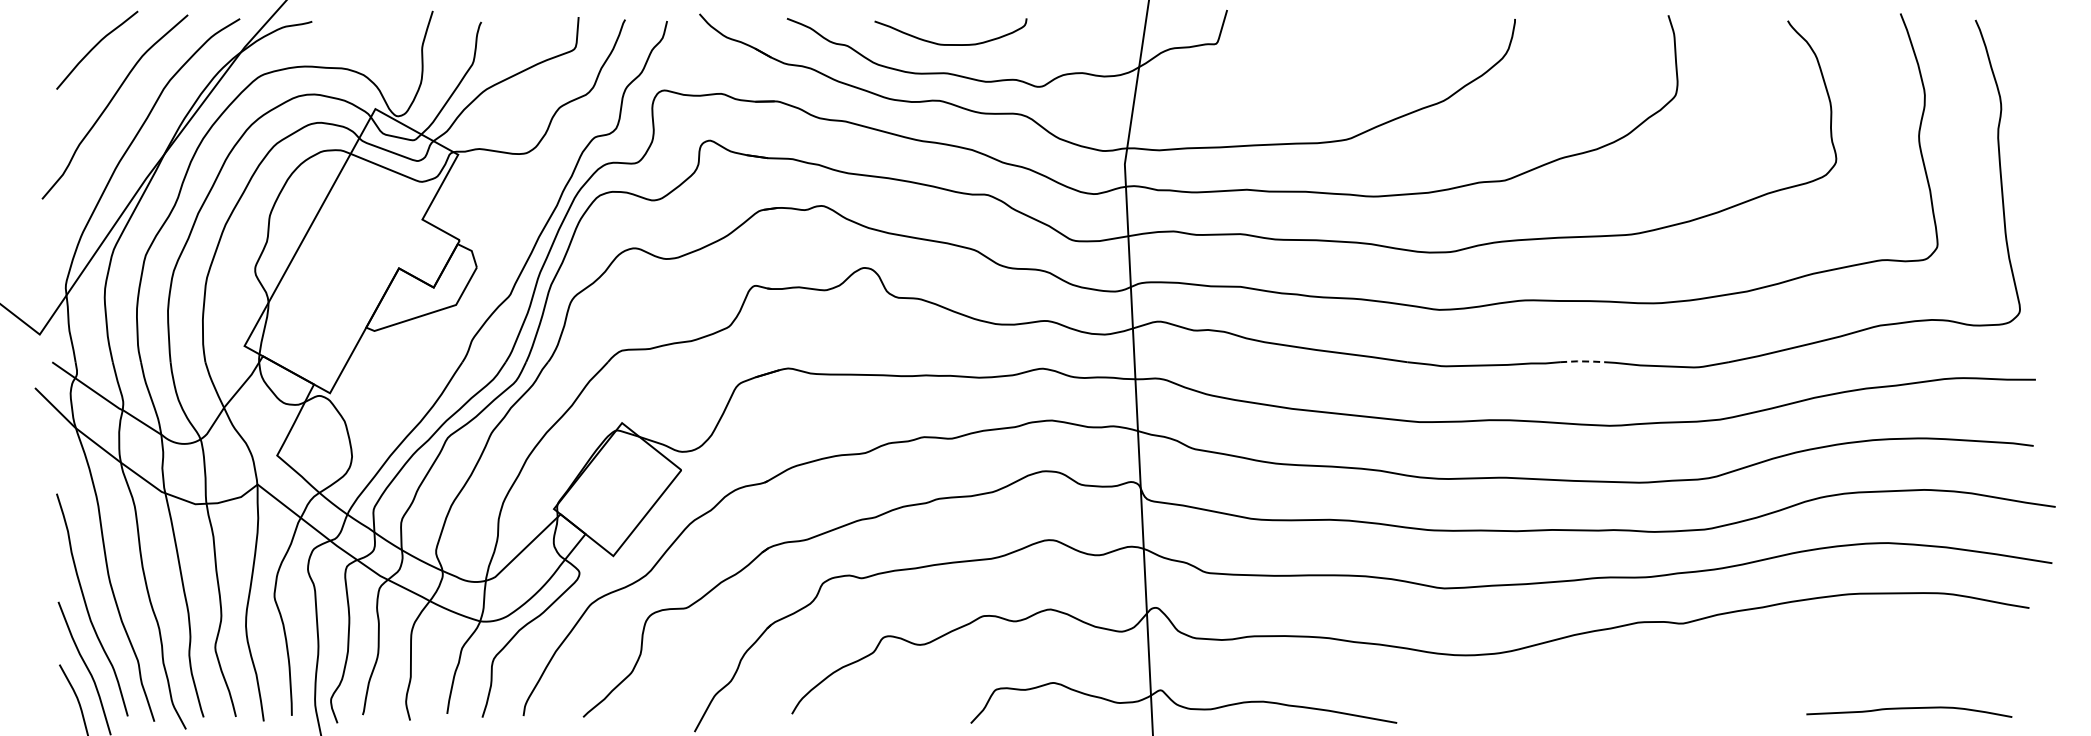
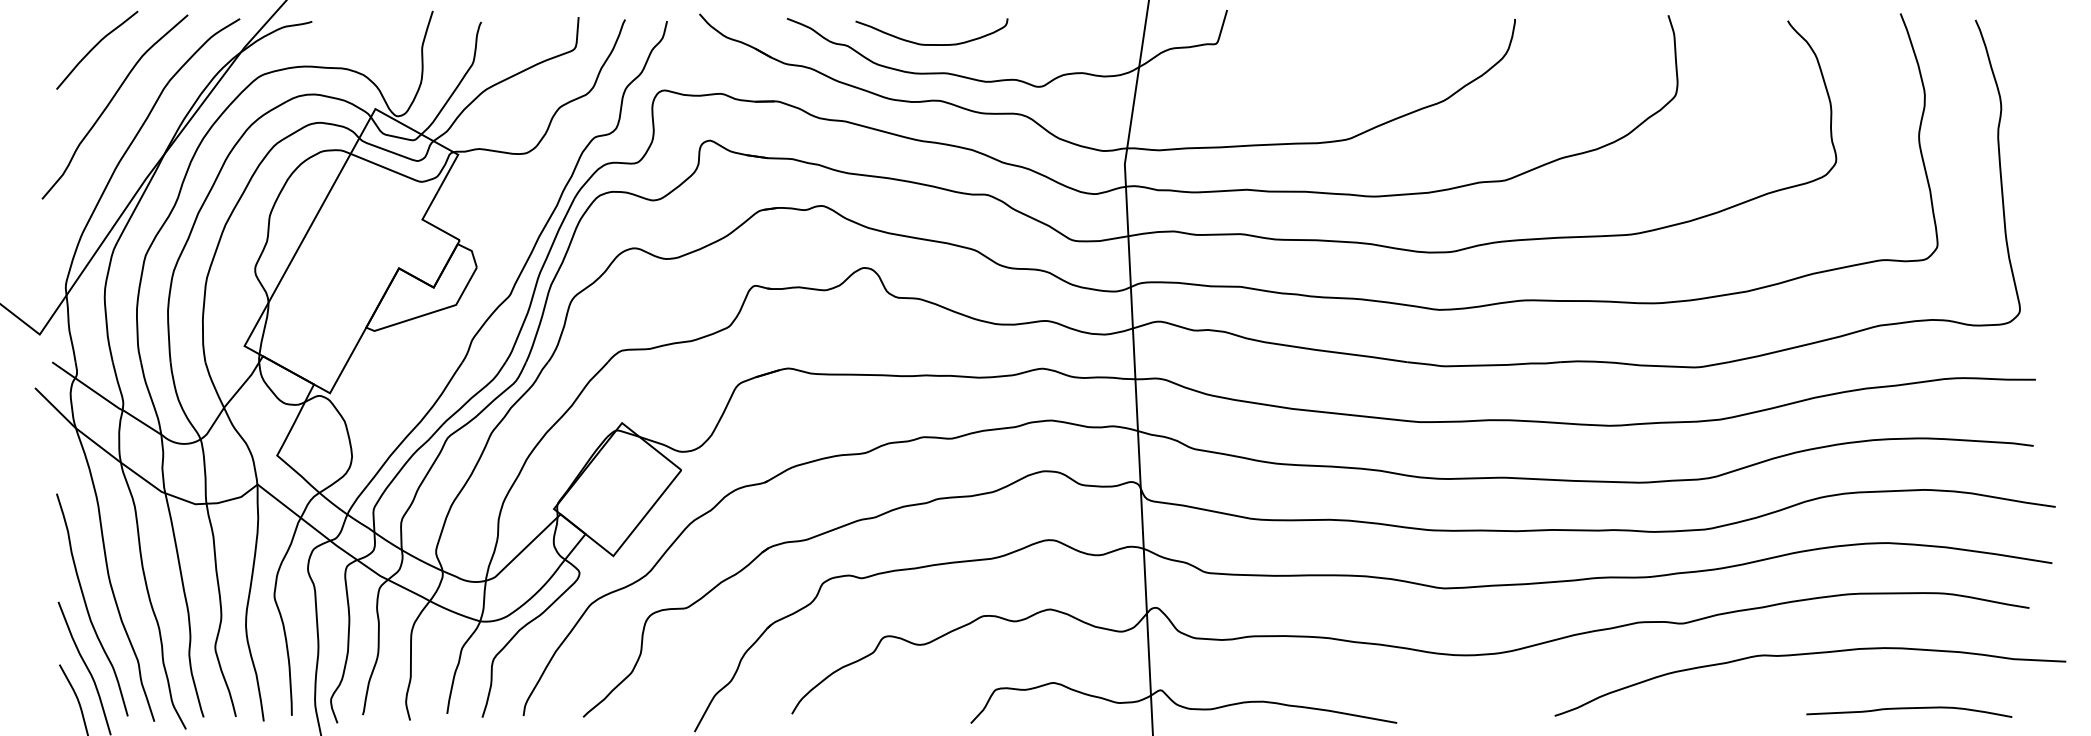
curve position: (950, 44) -> (931, 44) (931, 44)
line: dashed -> solid (1583, 361)
curve: none -> present (1810, 654)
